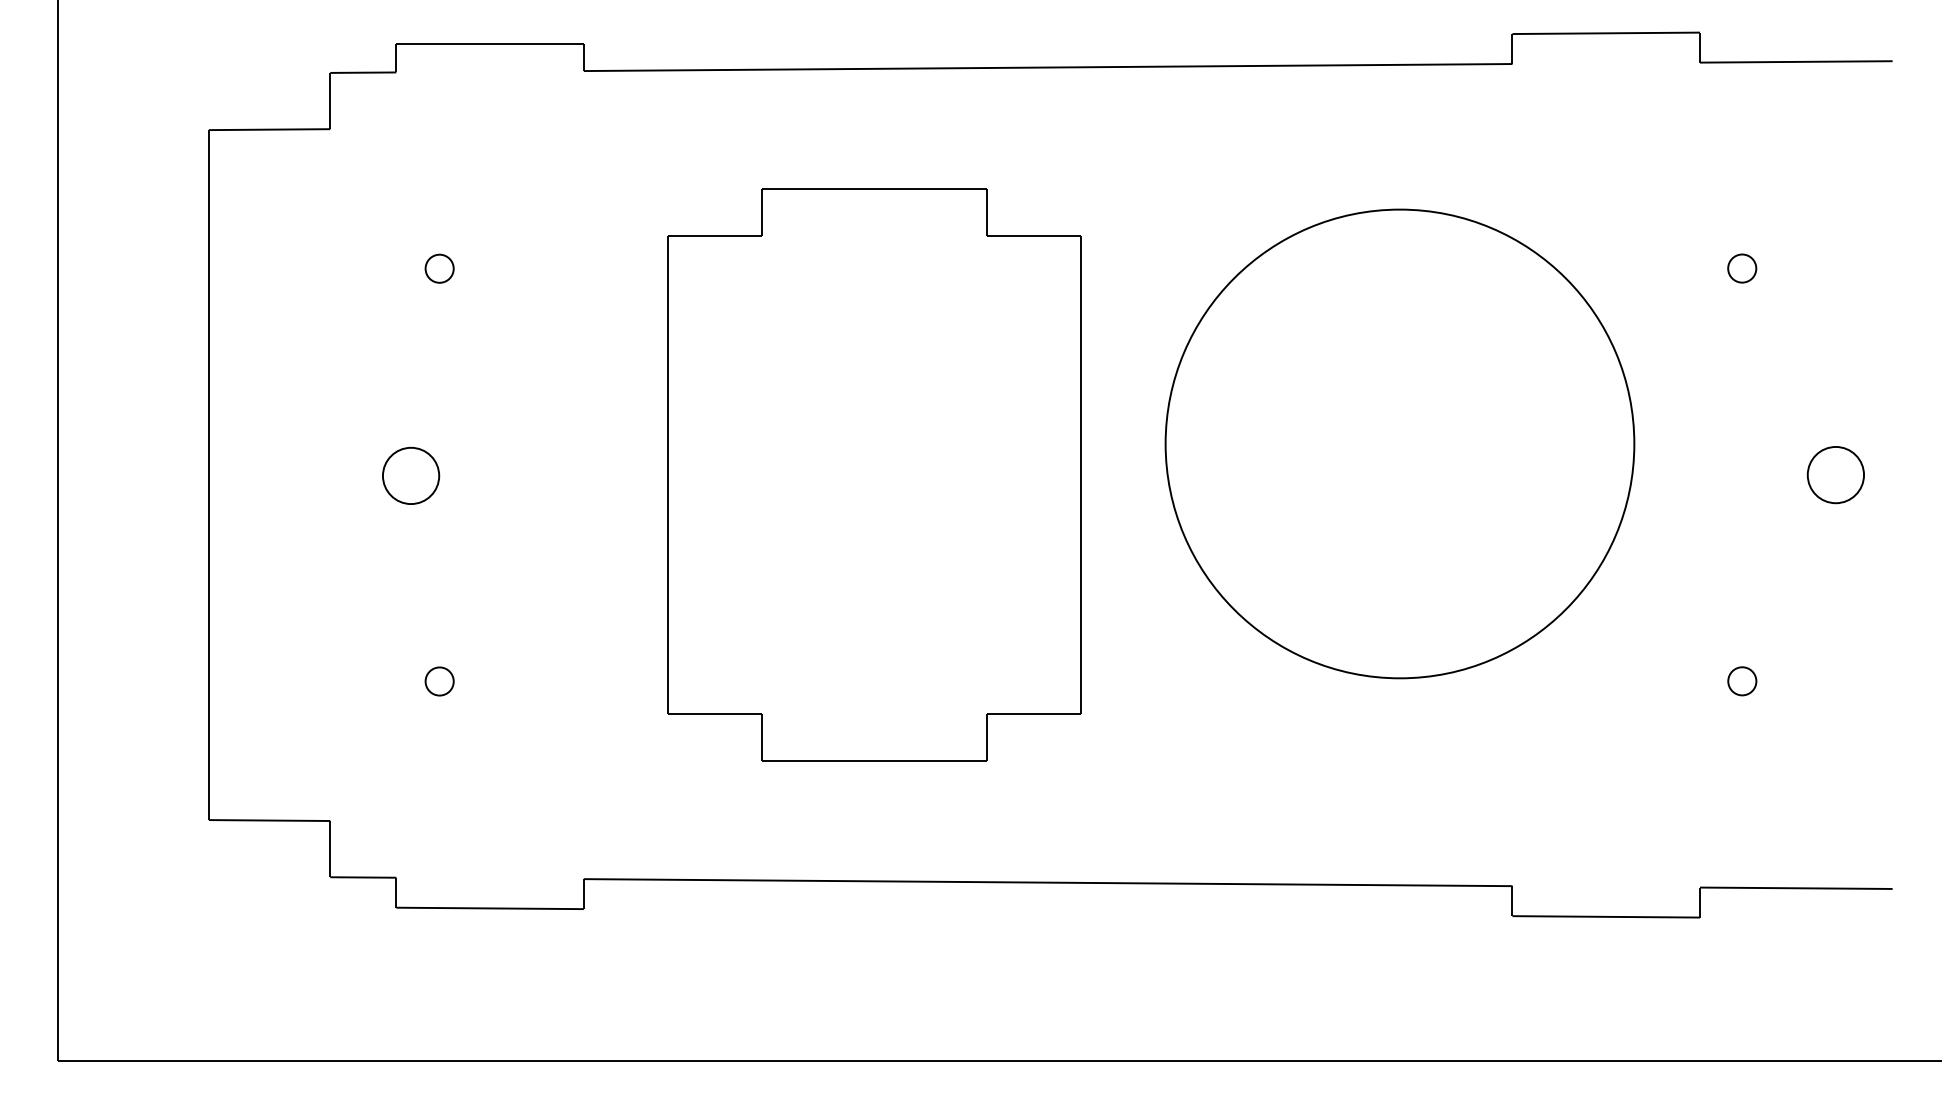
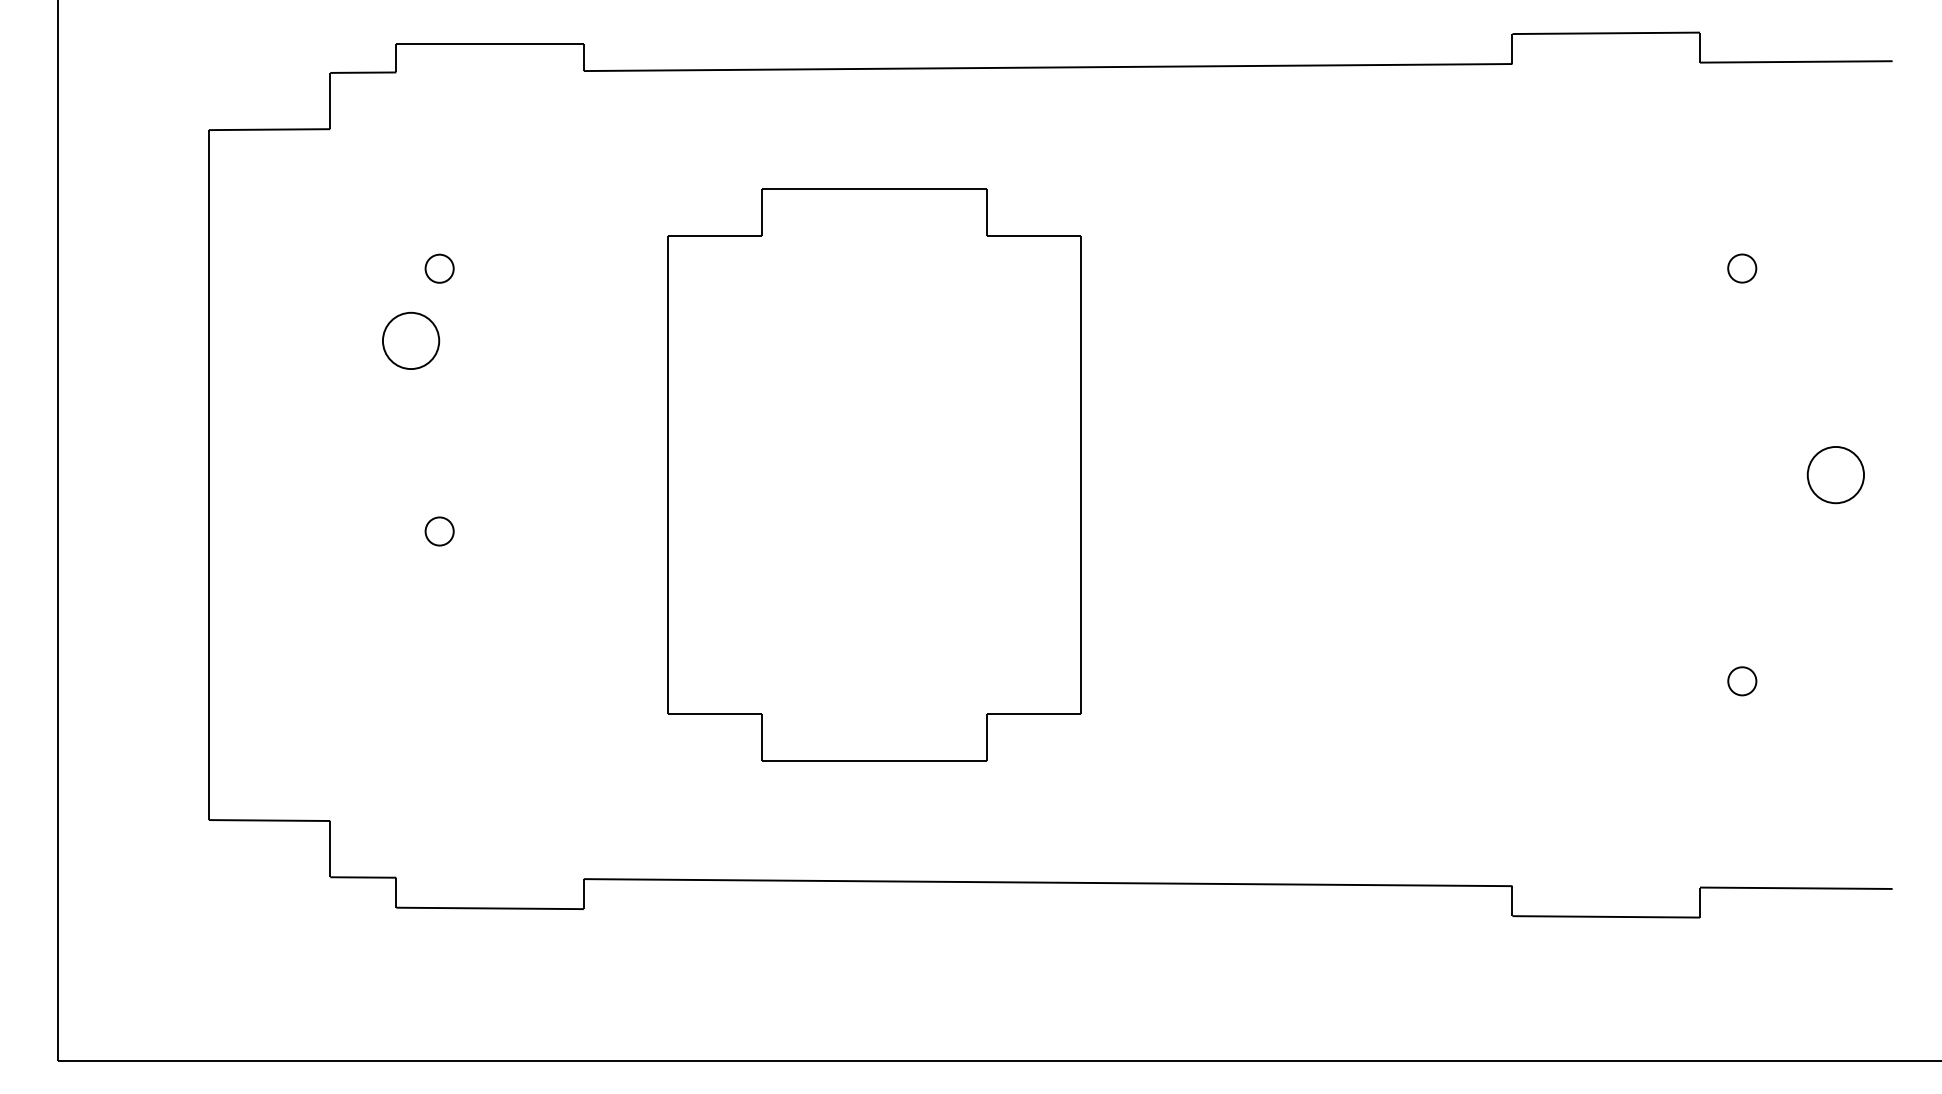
part: present -> none (1399, 443)
part position: (411, 475) -> (411, 340) (411, 340)
part position: (439, 681) -> (439, 531) (439, 531)
